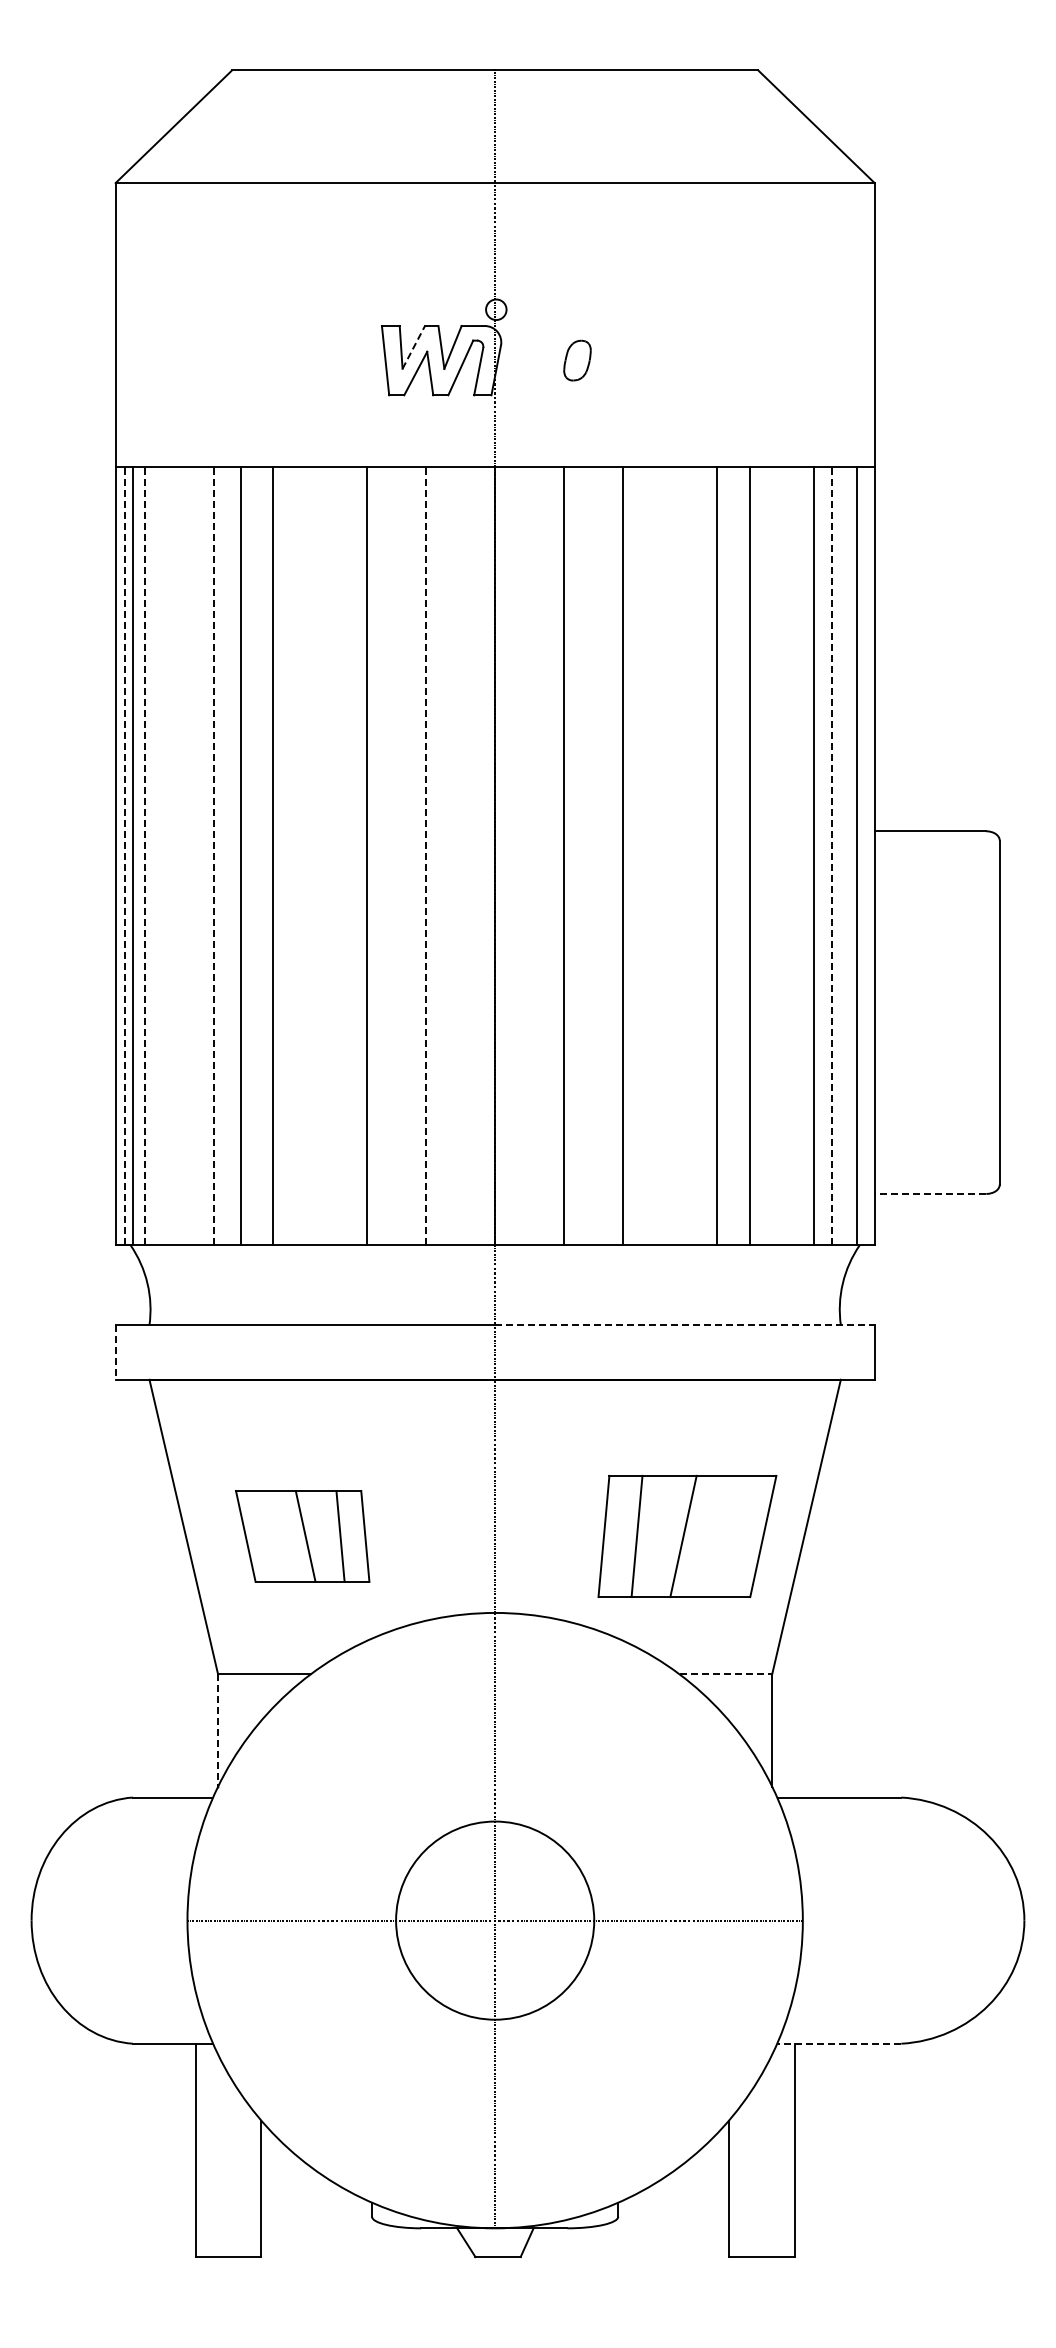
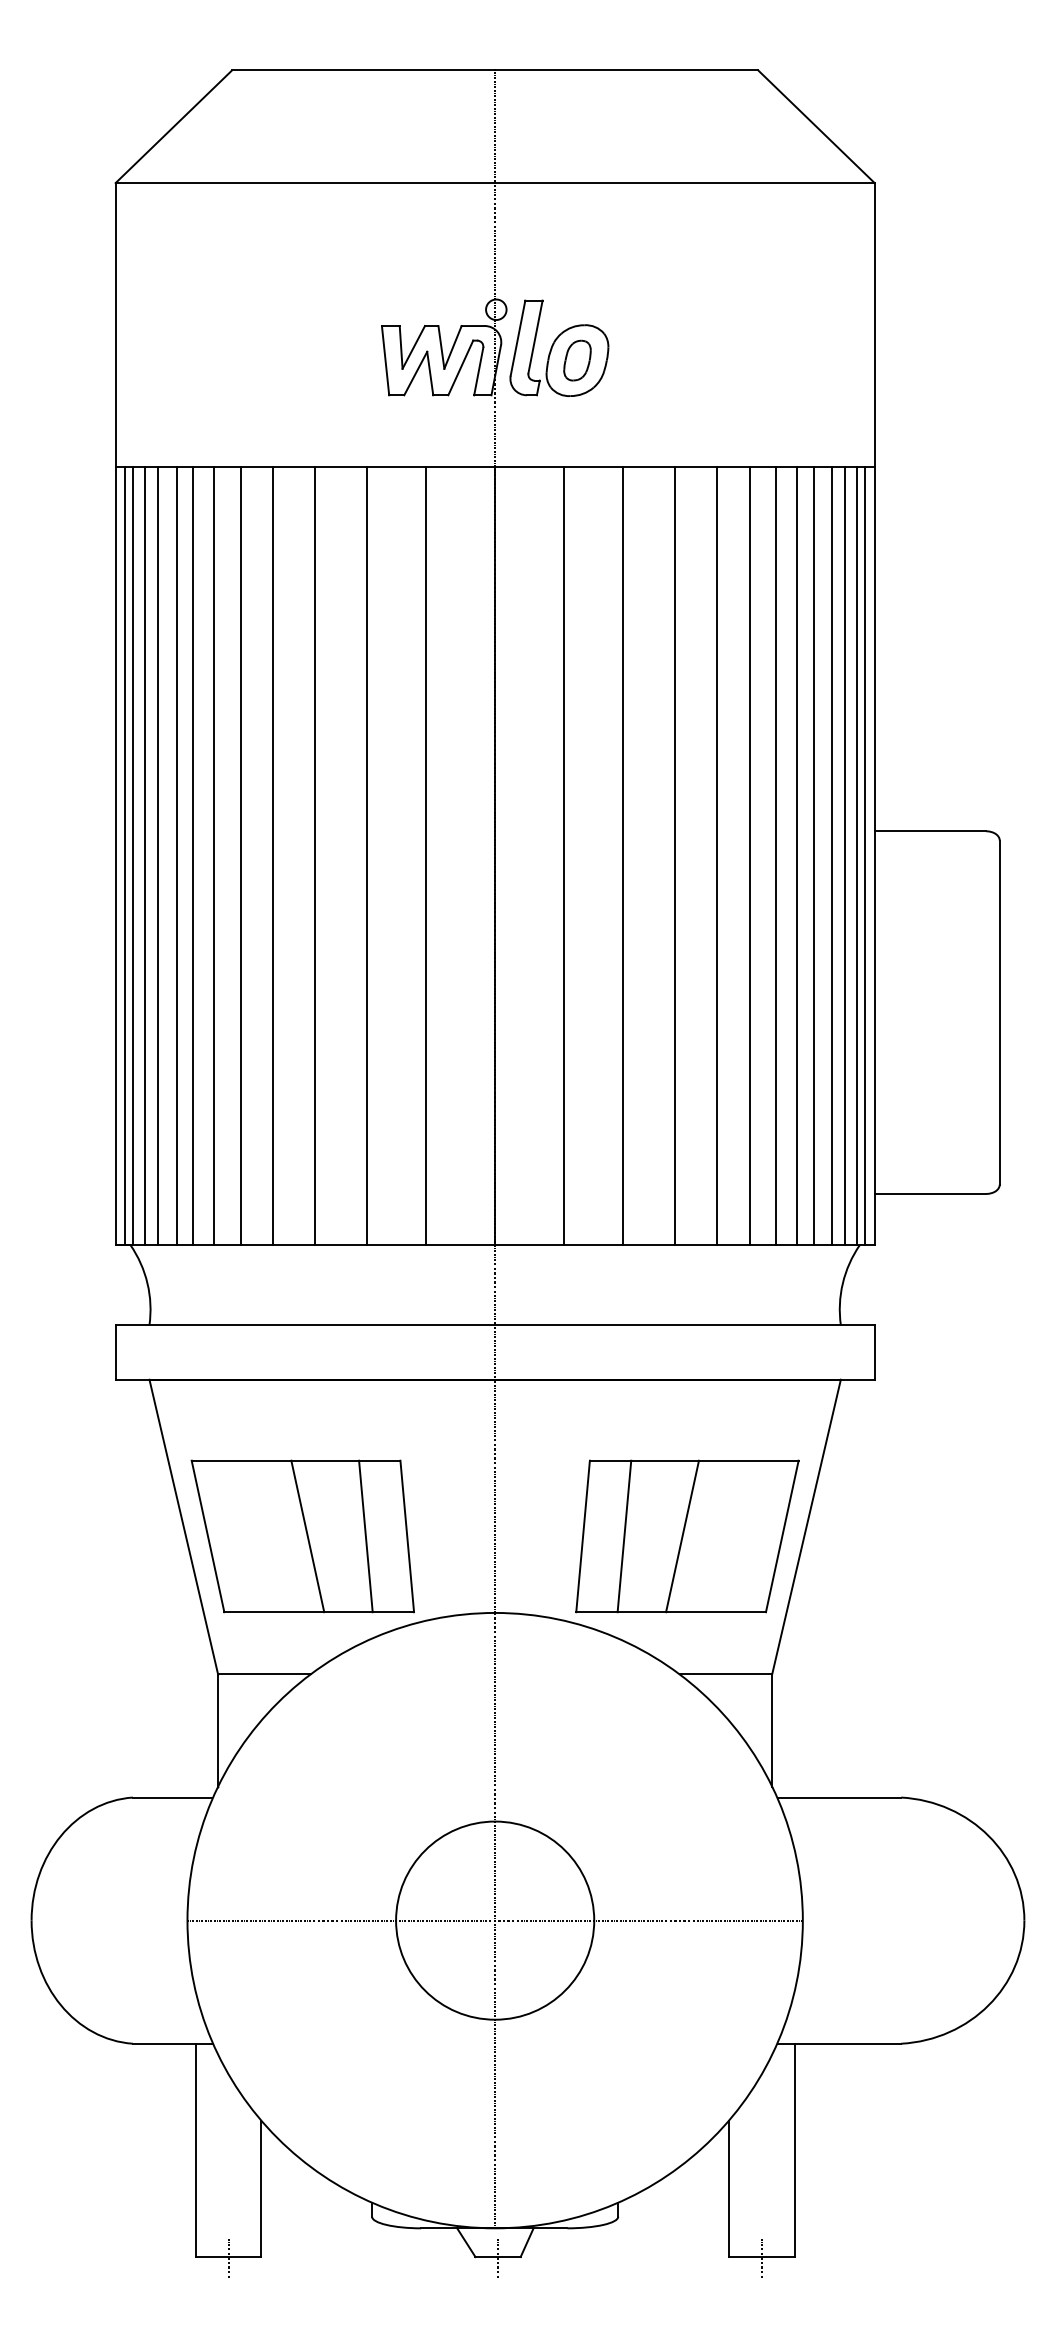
line: dashed -> solid (414, 347)
part: none -> present (559, 347)
line: dashed -> solid (125, 855)
line: dashed -> solid (145, 855)
line: none -> present (158, 855)
line: none -> present (176, 855)
line: none -> present (193, 855)
line: dashed -> solid (214, 855)
line: none -> present (315, 855)
line: dashed -> solid (426, 855)
line: none -> present (675, 855)
line: none -> present (776, 855)
line: none -> present (797, 855)
line: dashed -> solid (831, 855)
line: none -> present (844, 855)
line: none -> present (865, 855)
line: dashed -> solid (930, 1193)
line: dashed -> solid (684, 1325)
line: dashed -> solid (115, 1353)
part size: 181x124 px -> 225x155 px (687, 1536)
part size: 136x93 px -> 225x155 px (302, 1536)
line: dashed -> solid (726, 1674)
line: dashed -> solid (218, 1731)
line: dashed -> solid (839, 2043)
line: none -> present (228, 2256)
line: none -> present (498, 2256)
line: none -> present (761, 2256)
